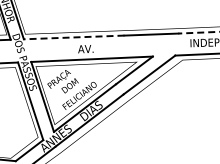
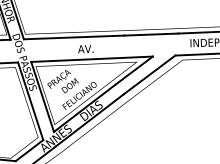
line: dashed -> solid (198, 32)
line: dashed -> solid (73, 37)
